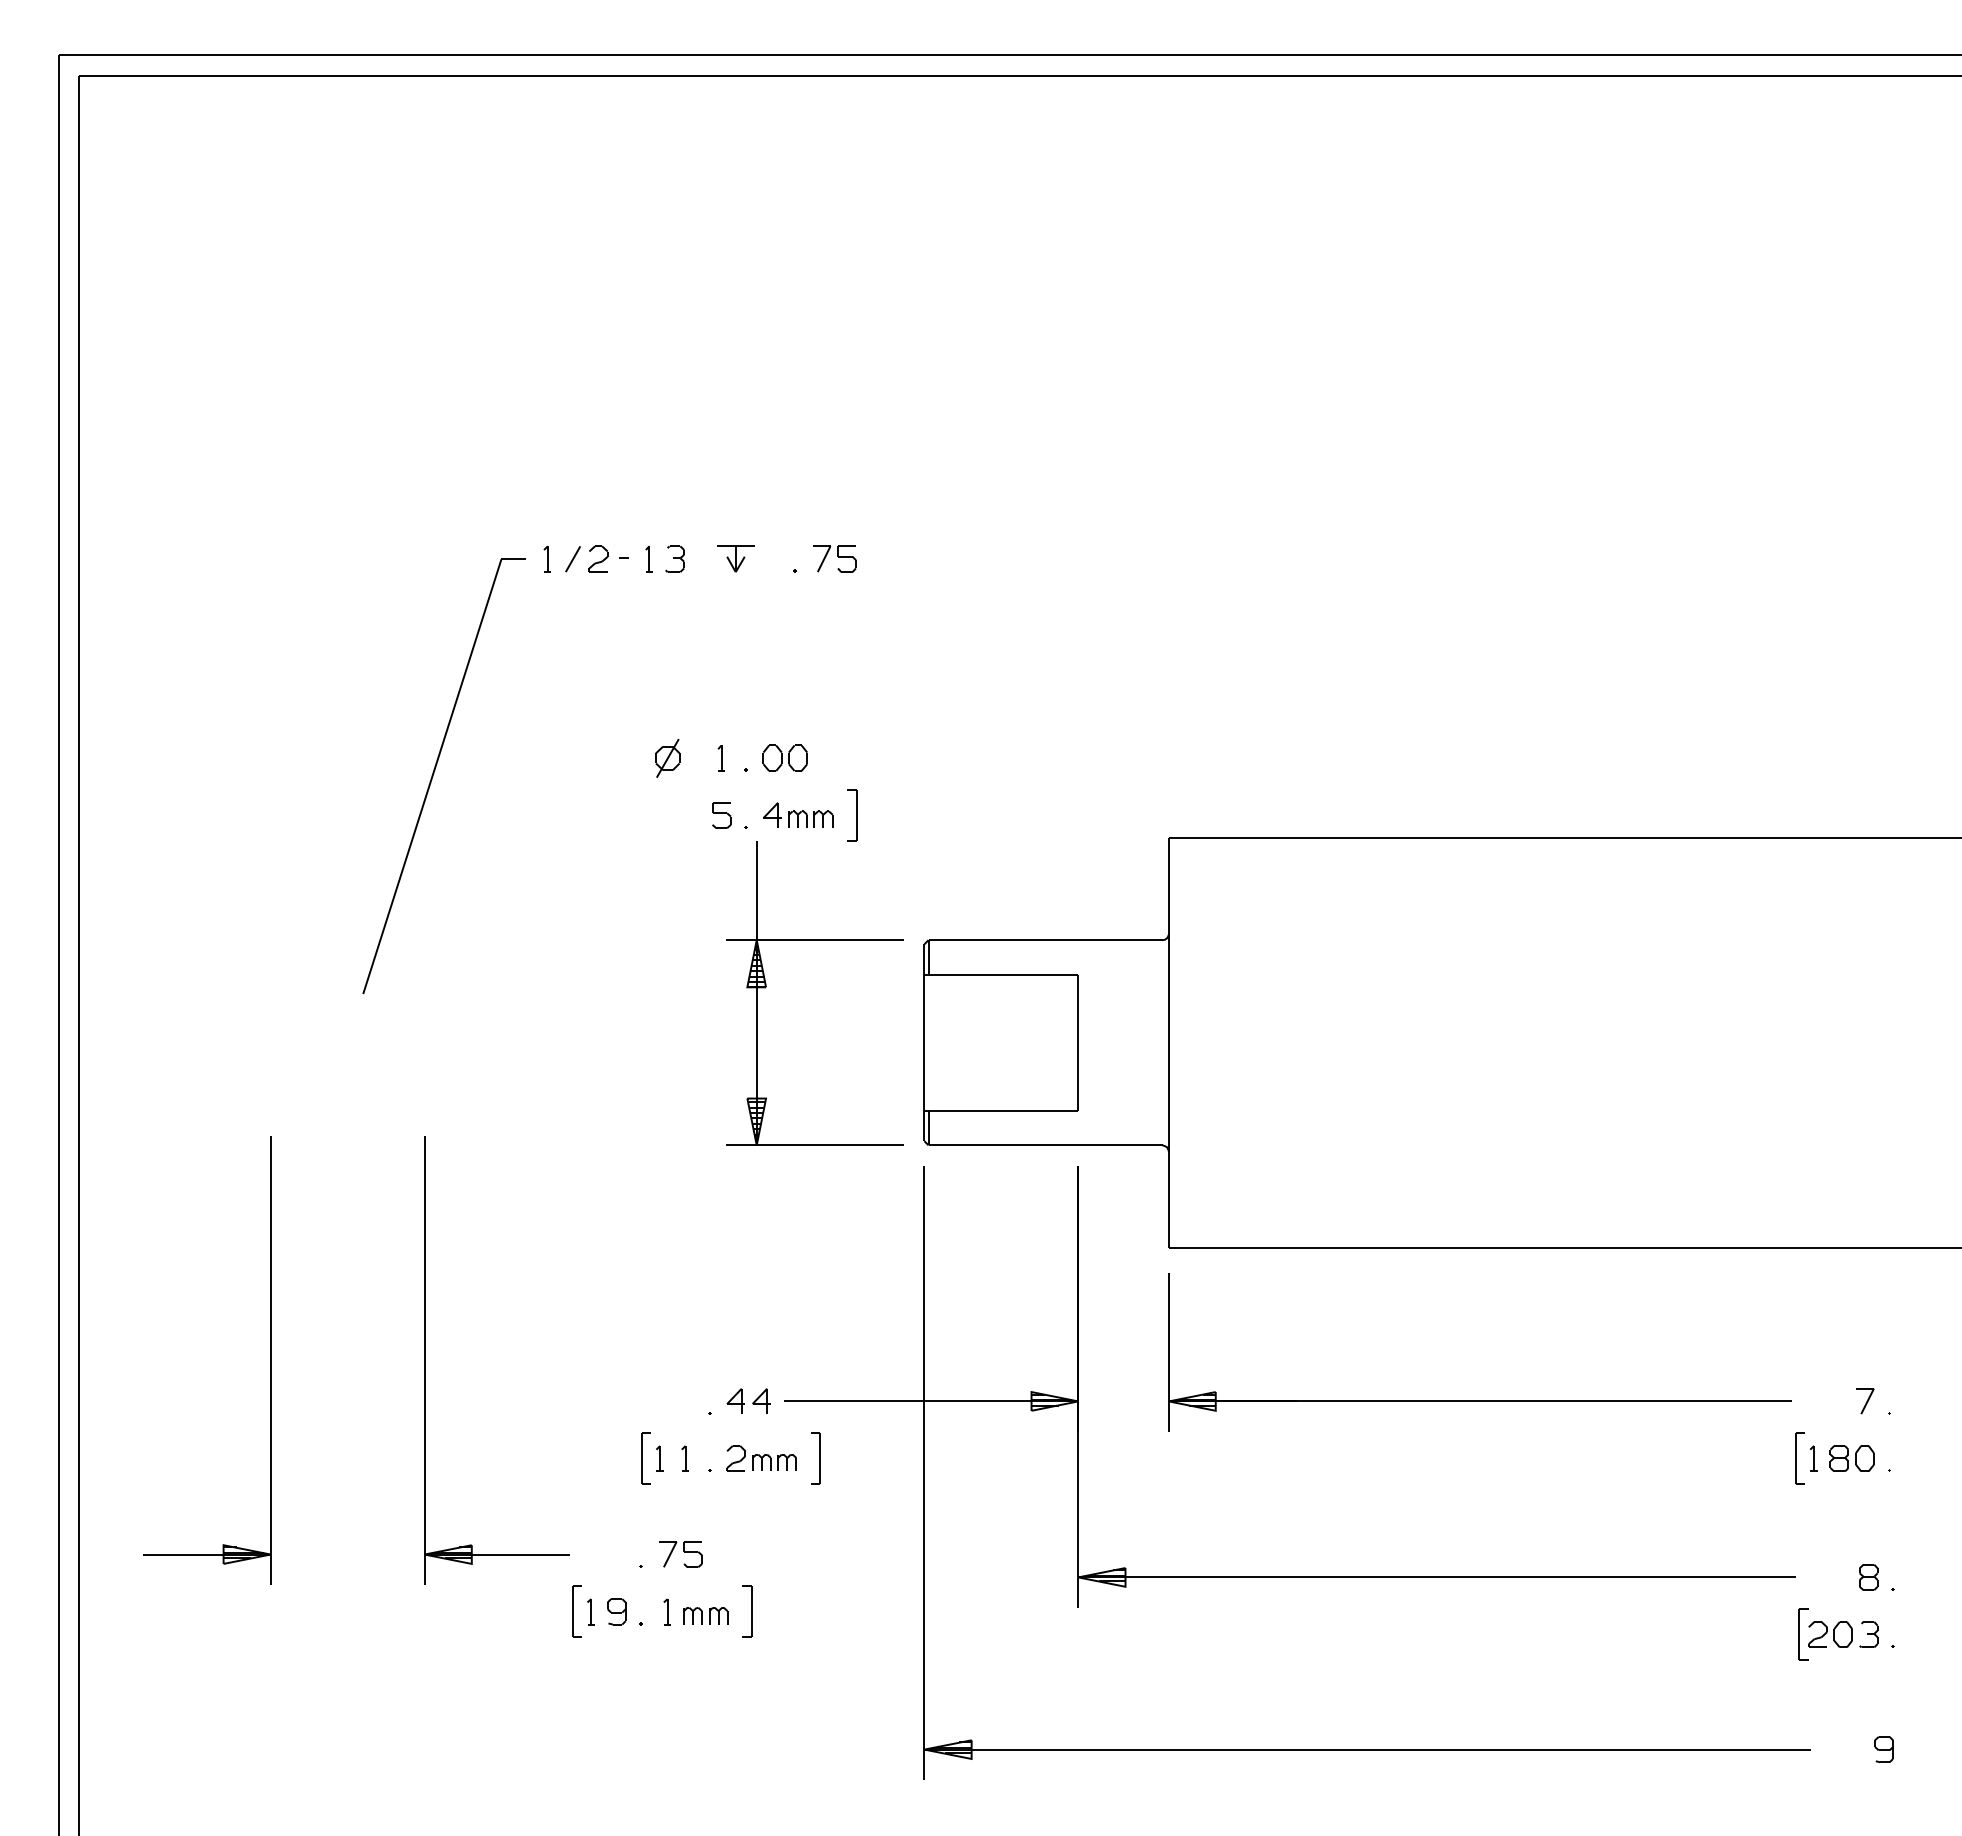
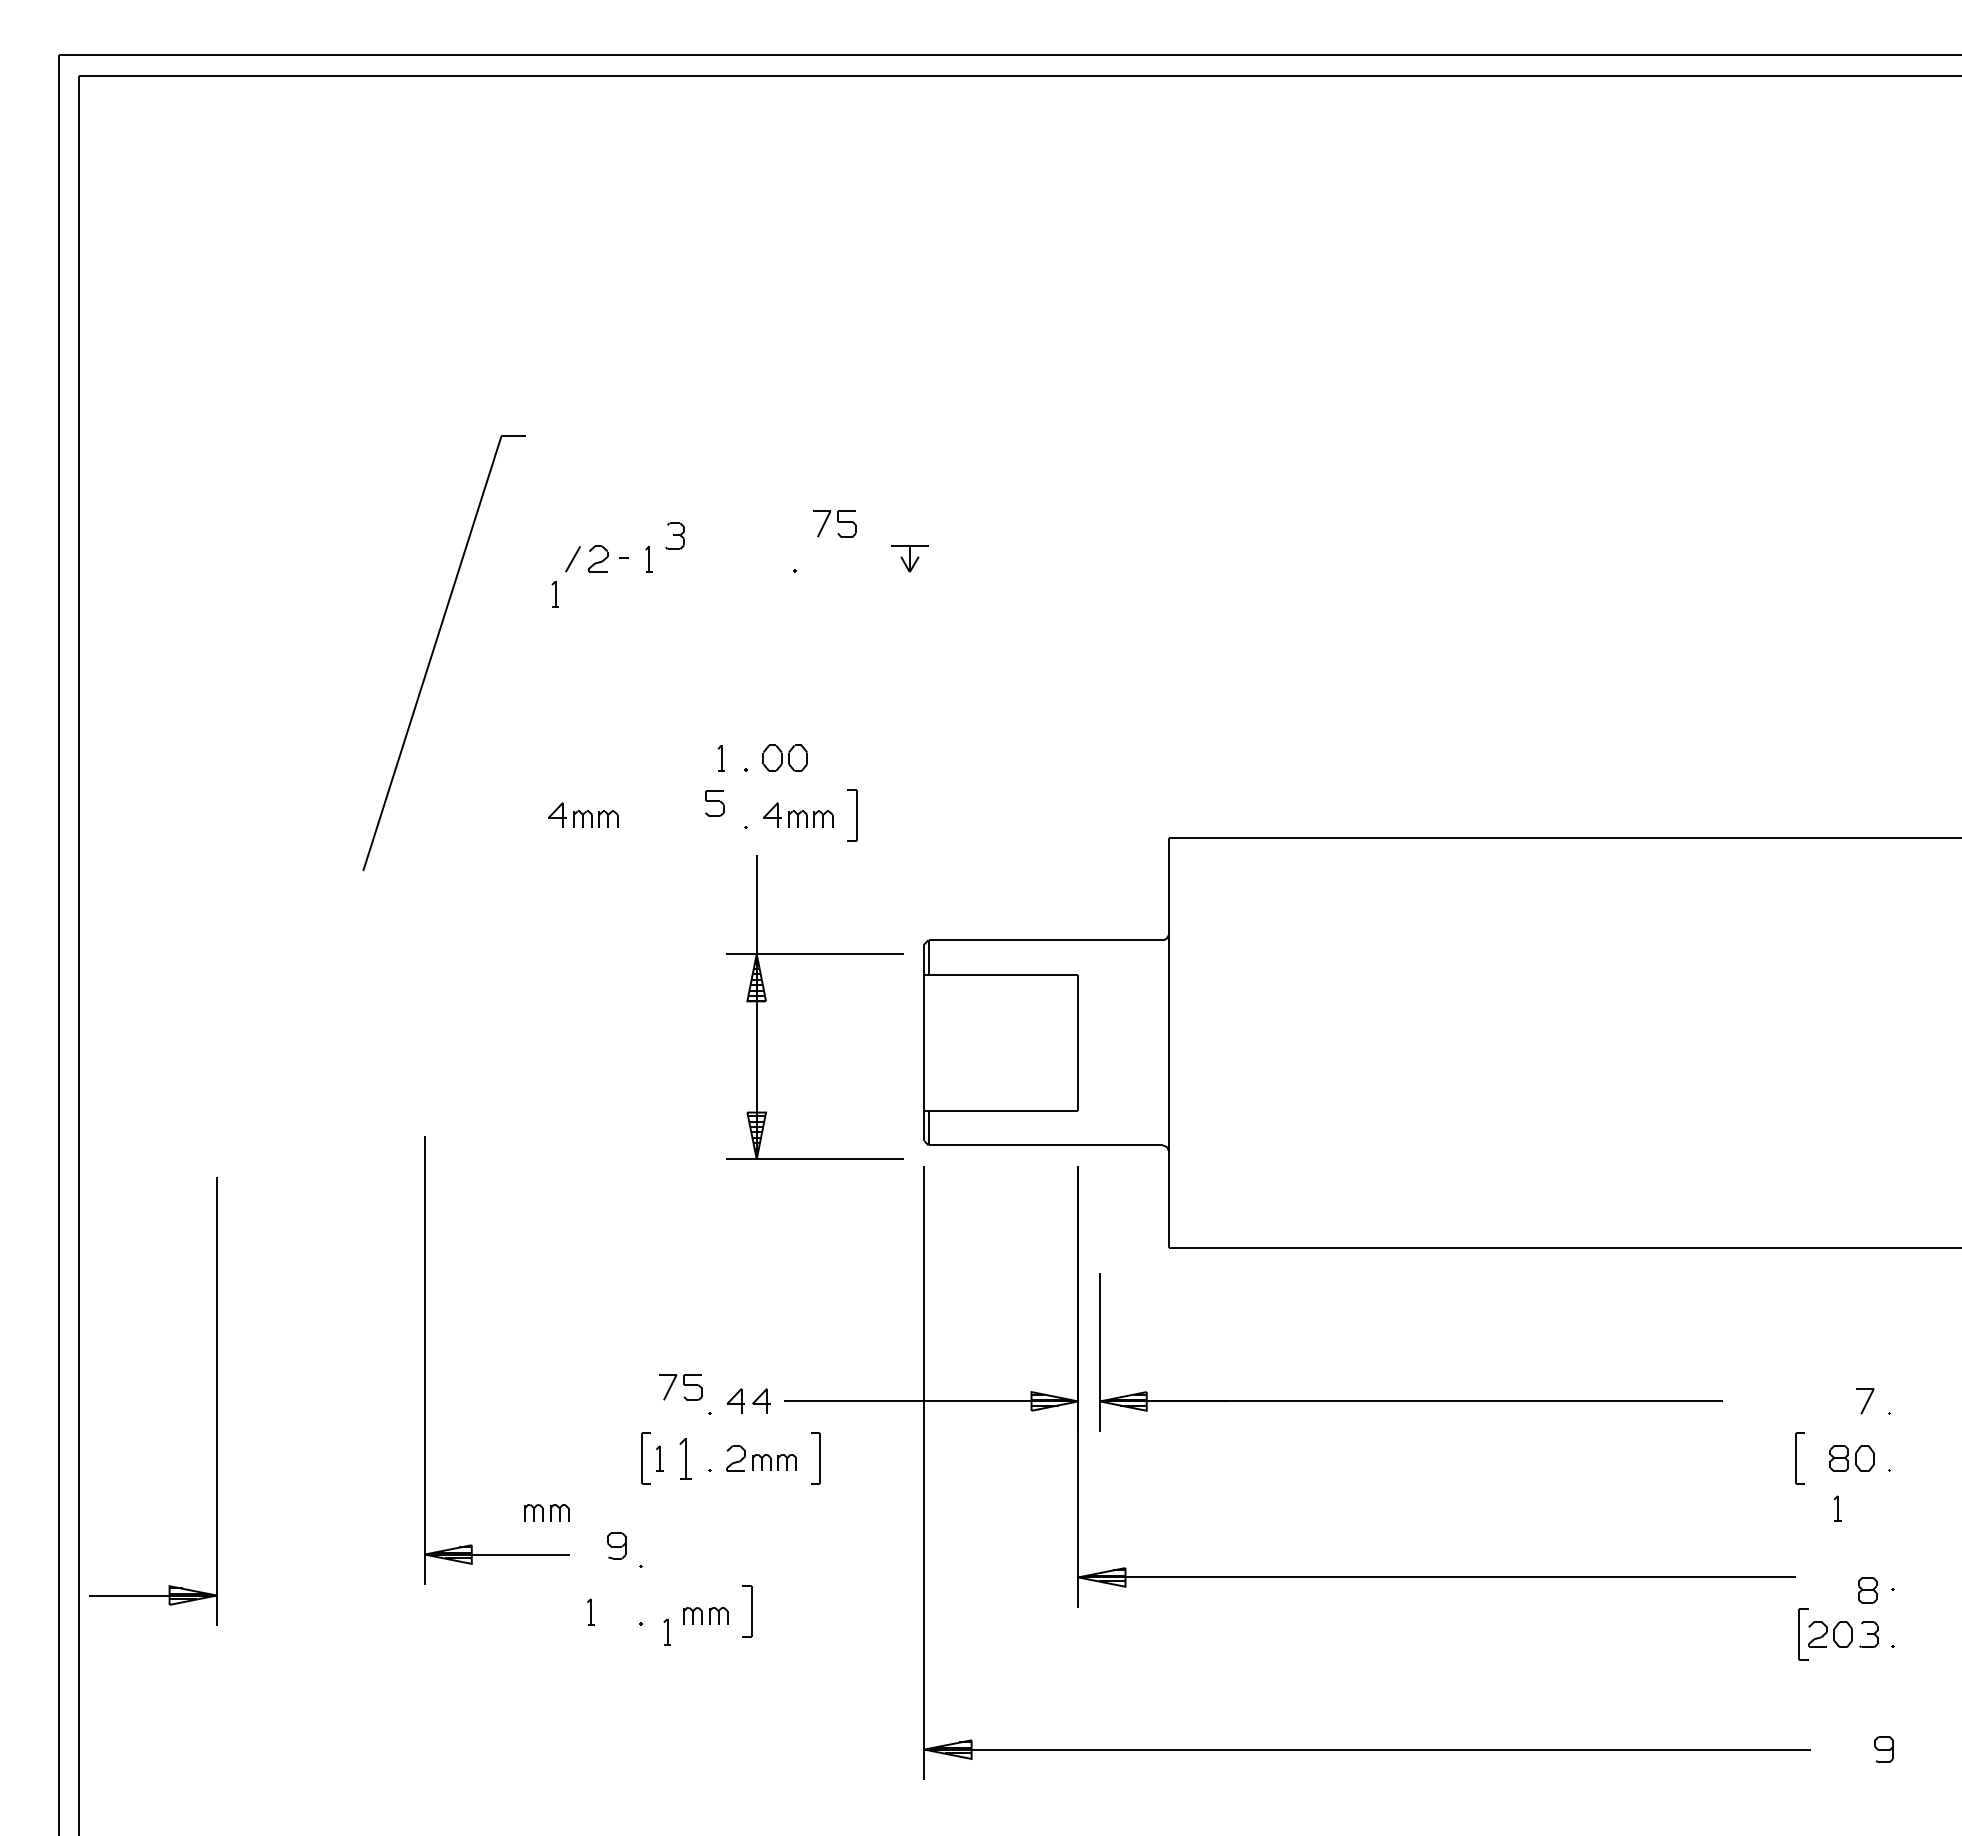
part position: (674, 558) -> (674, 535) (674, 535)
part position: (735, 558) -> (909, 558) (909, 558)
part position: (834, 558) -> (834, 523) (834, 523)
part position: (546, 559) -> (554, 594) (554, 594)
part: present -> none (667, 757)
part position: (434, 773) -> (434, 650) (434, 650)
part: none -> present (583, 814)
part position: (721, 815) -> (714, 803) (714, 803)
part position: (766, 987) -> (766, 1001) (766, 1001)
part position: (270, 1360) -> (216, 1401) (216, 1401)
part position: (1479, 1400) -> (1410, 1400) (1410, 1400)
part size: 8x27 px -> 13x42 px (685, 1458)
part position: (1813, 1458) -> (1837, 1508) (1837, 1508)
part: none -> present (546, 1512)
part position: (680, 1554) -> (680, 1387) (680, 1387)
part position: (1868, 1577) -> (1867, 1590) (1867, 1590)
part: present -> none (576, 1611)
part position: (616, 1611) -> (616, 1545) (616, 1545)
part position: (666, 1611) -> (666, 1631) (666, 1631)
